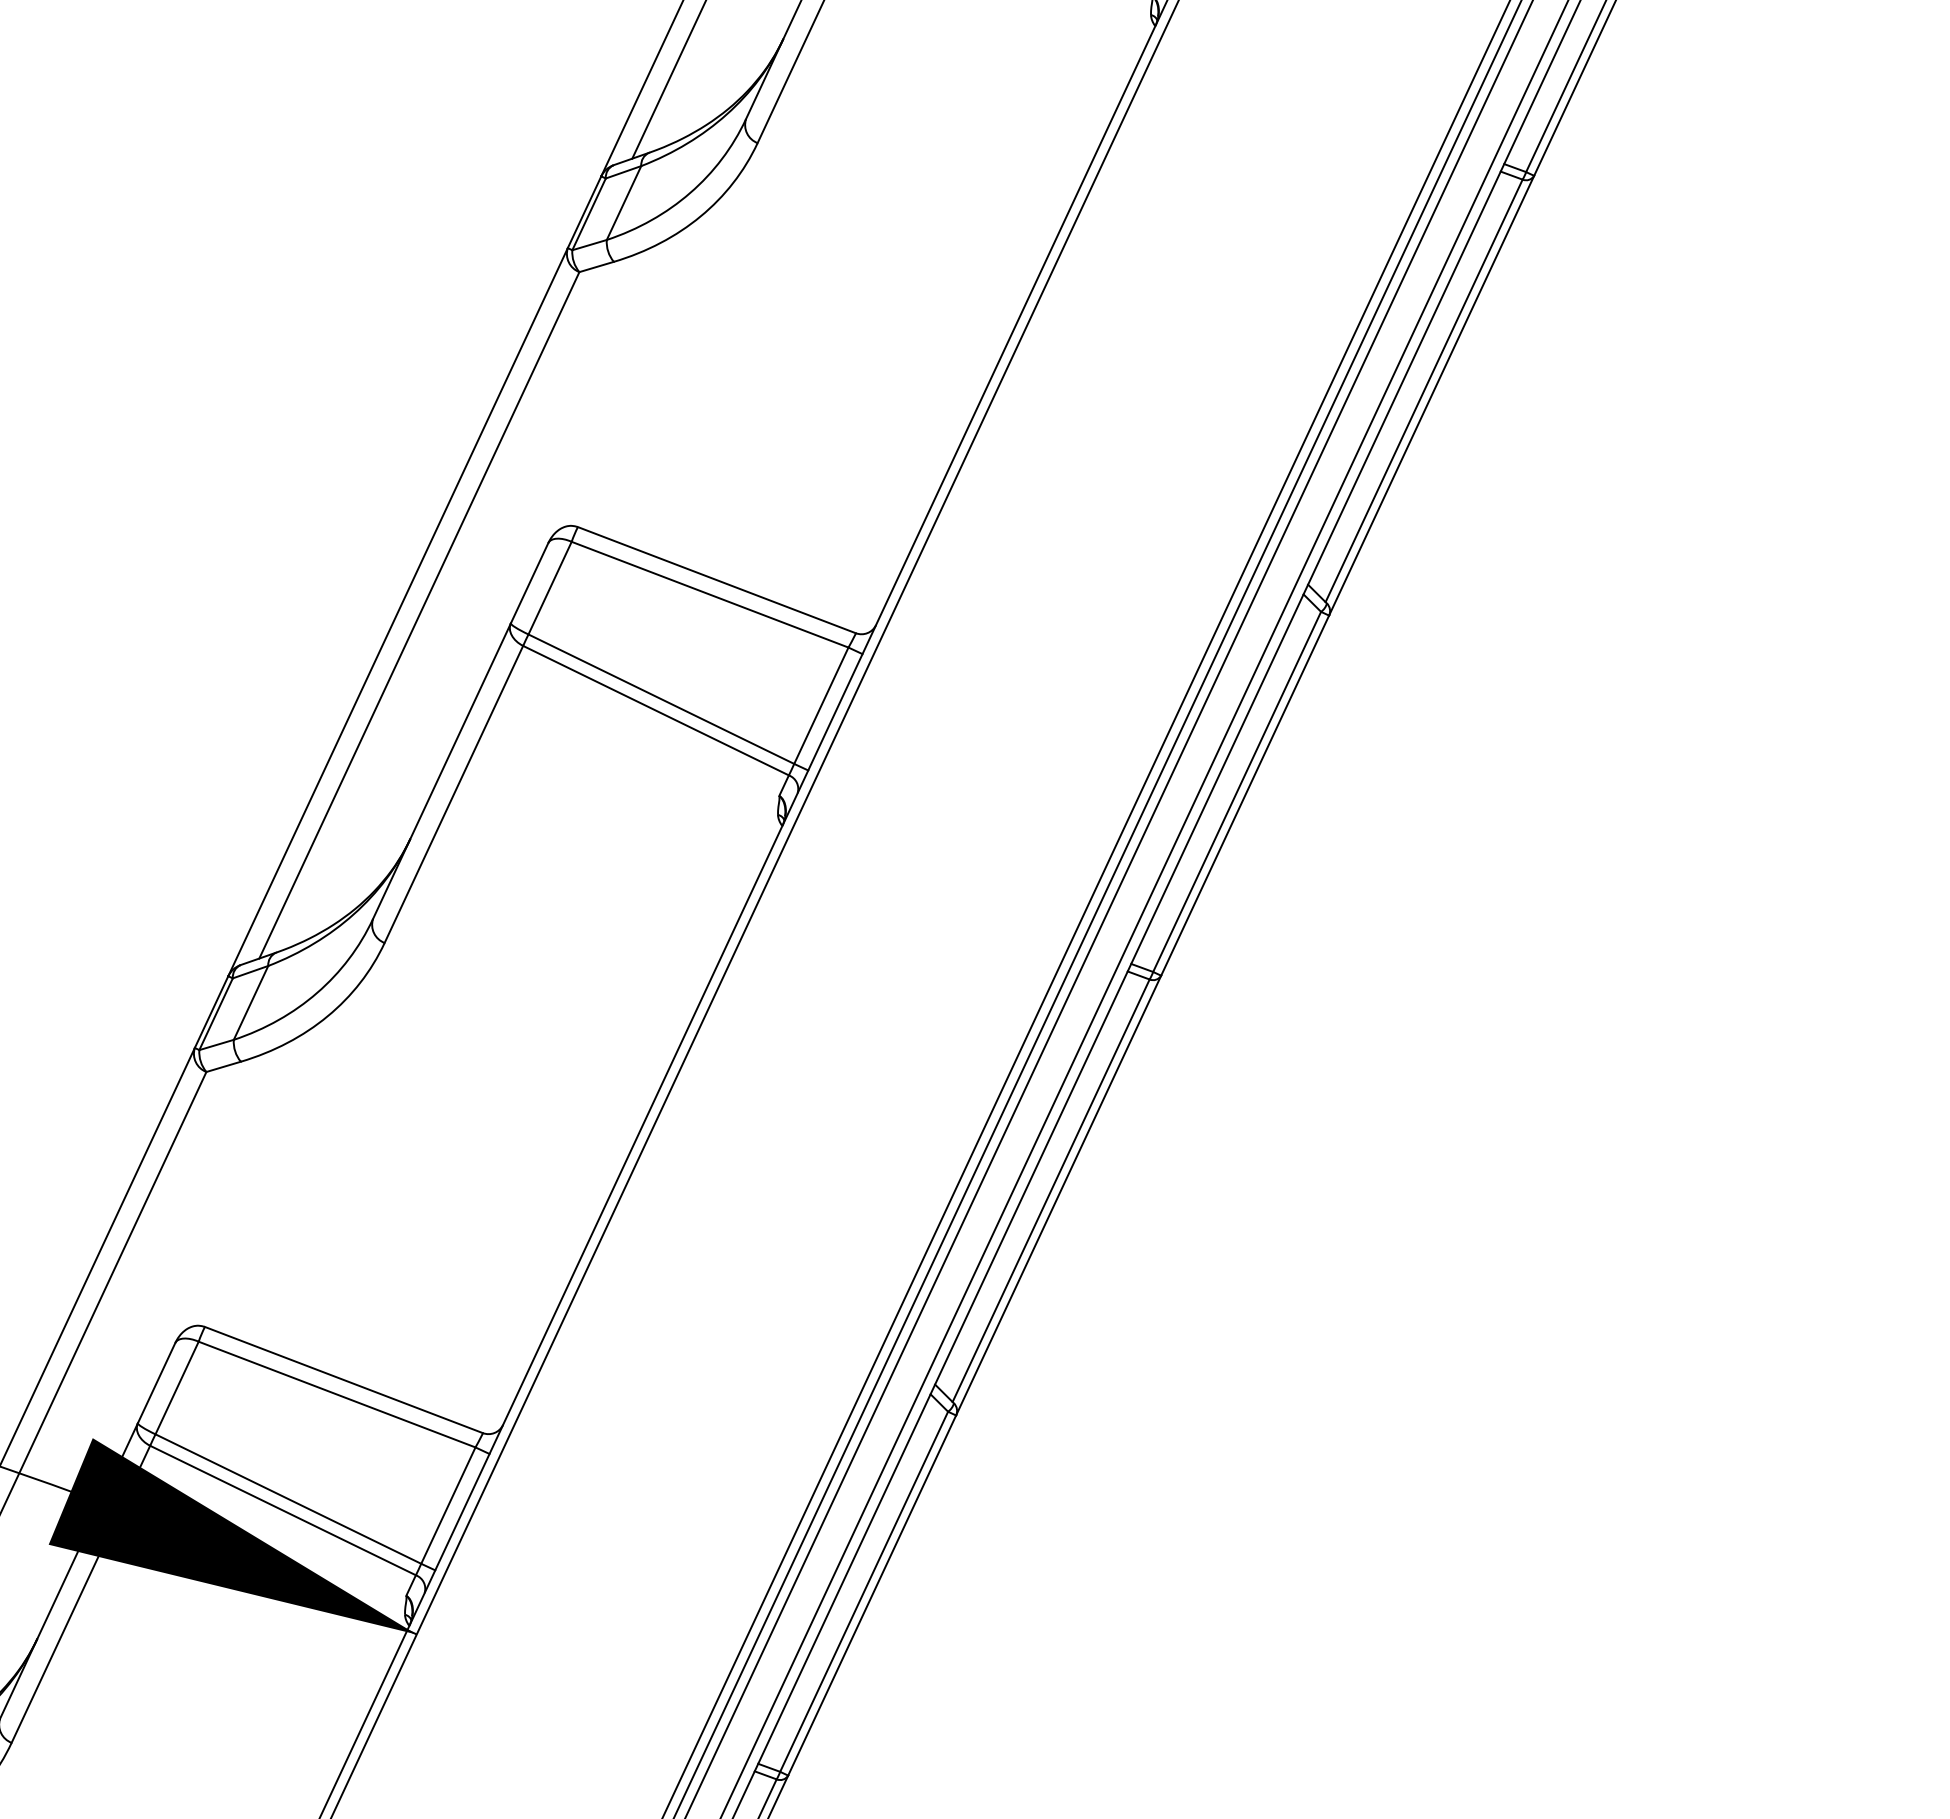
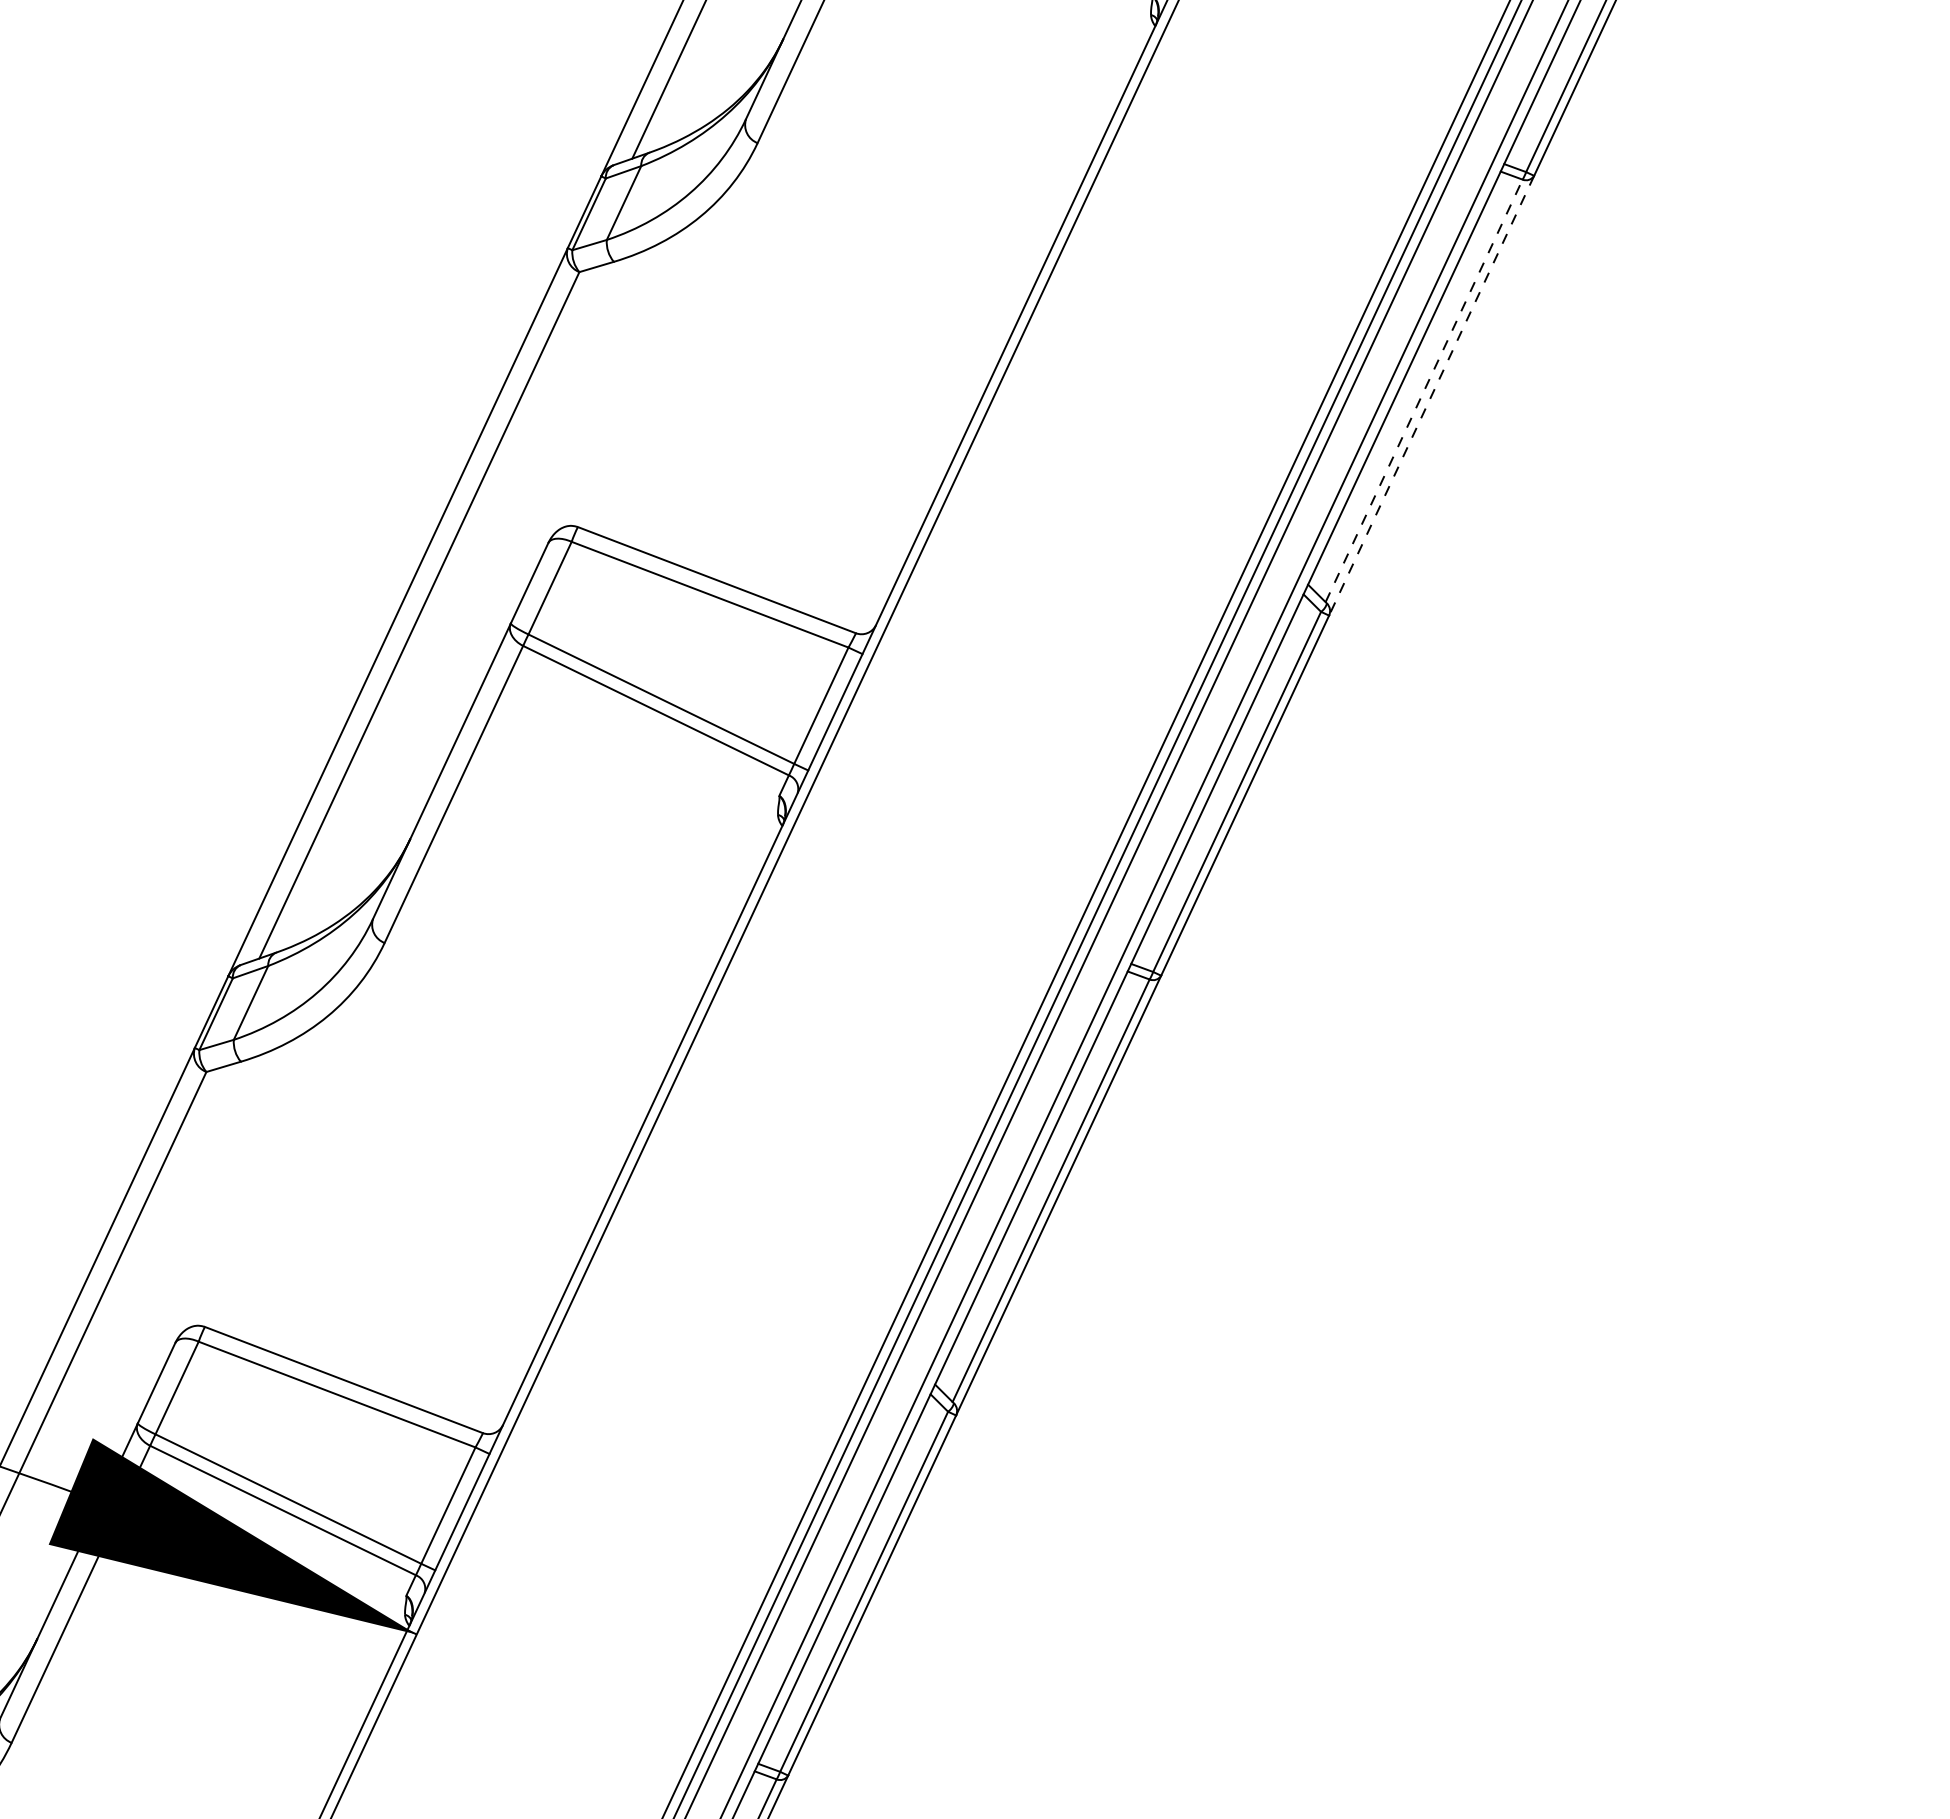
line: solid -> dashed (1424, 390)
line: solid -> dashed (1431, 395)
